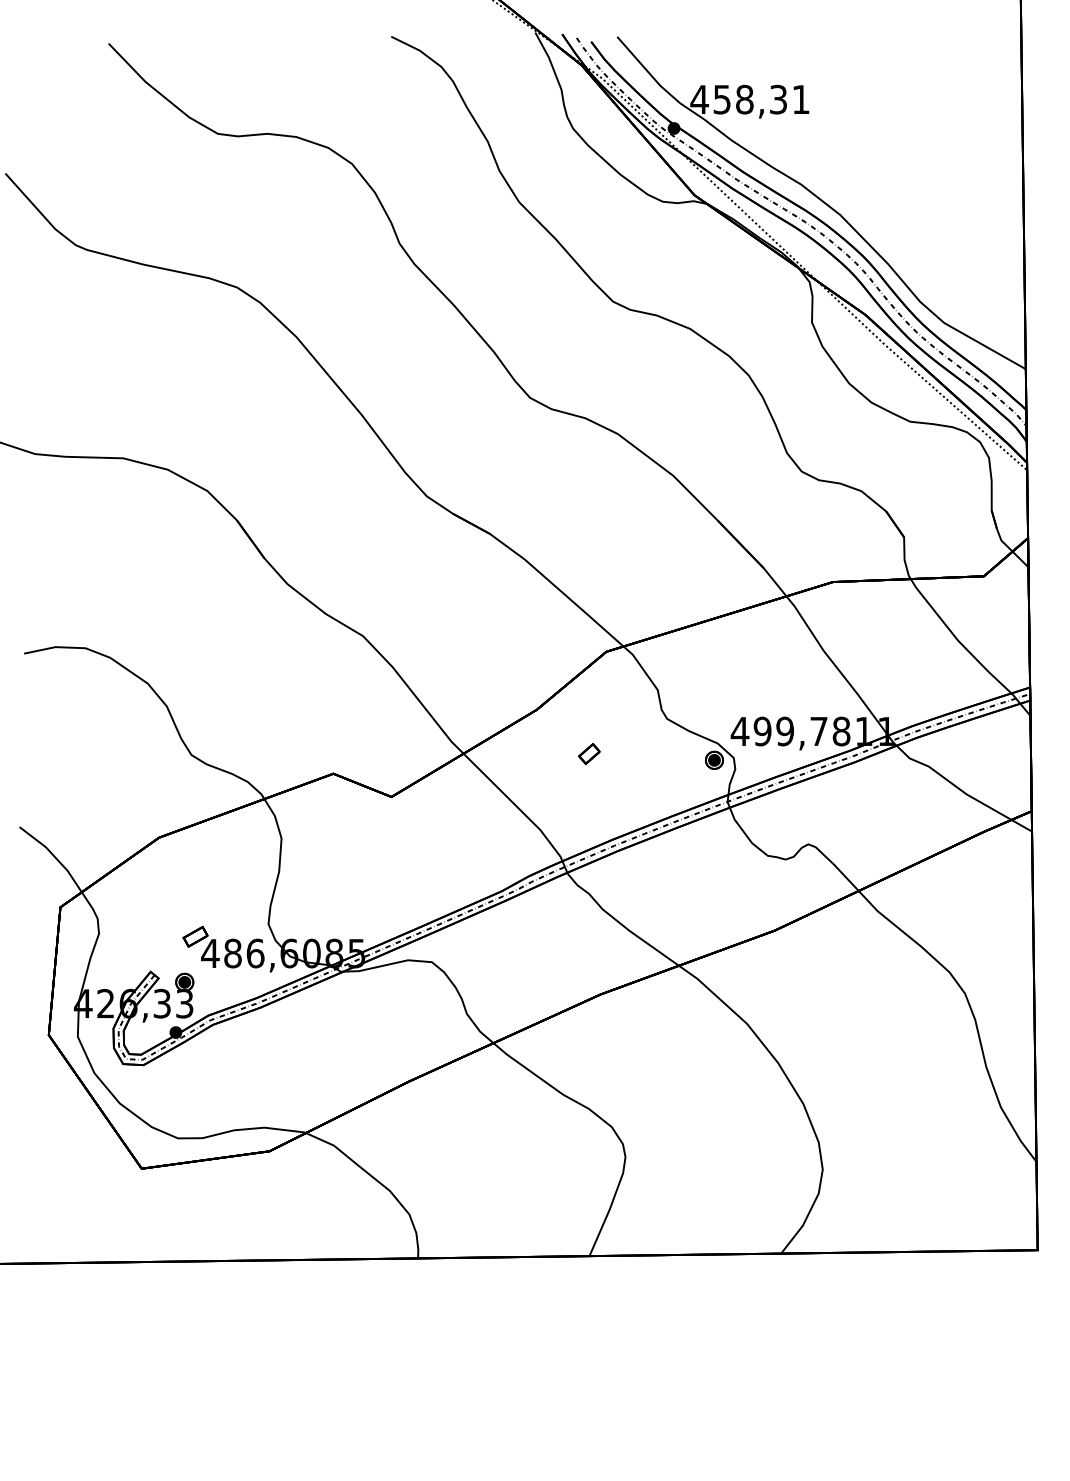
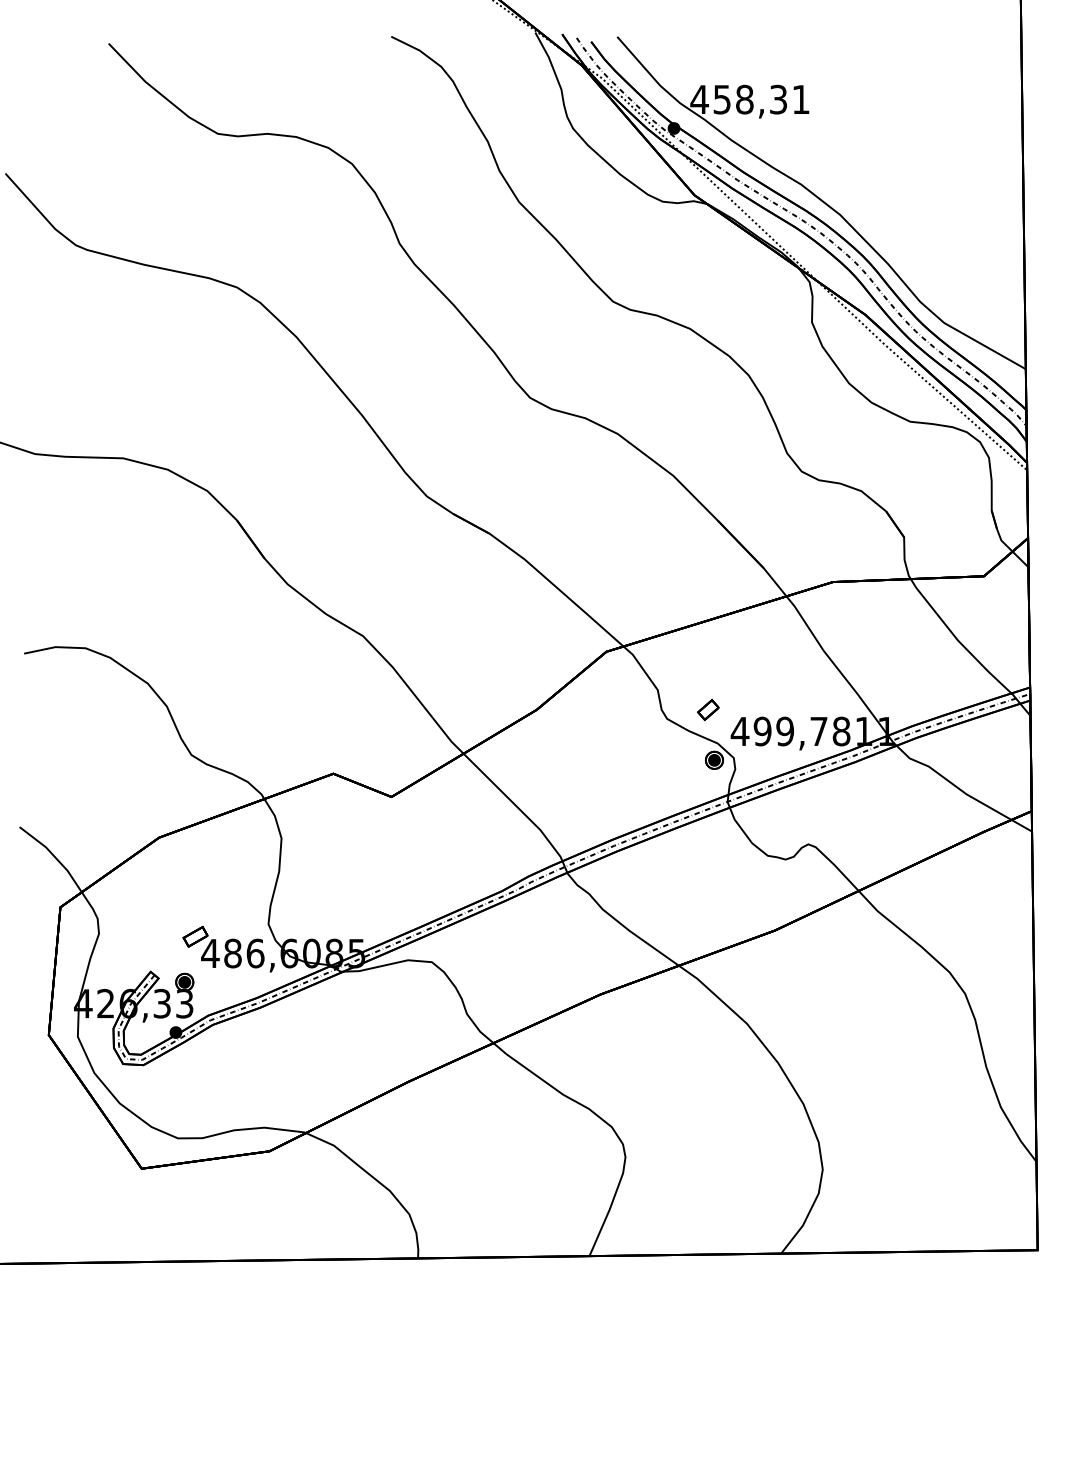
part position: (589, 753) -> (708, 709) (708, 709)
